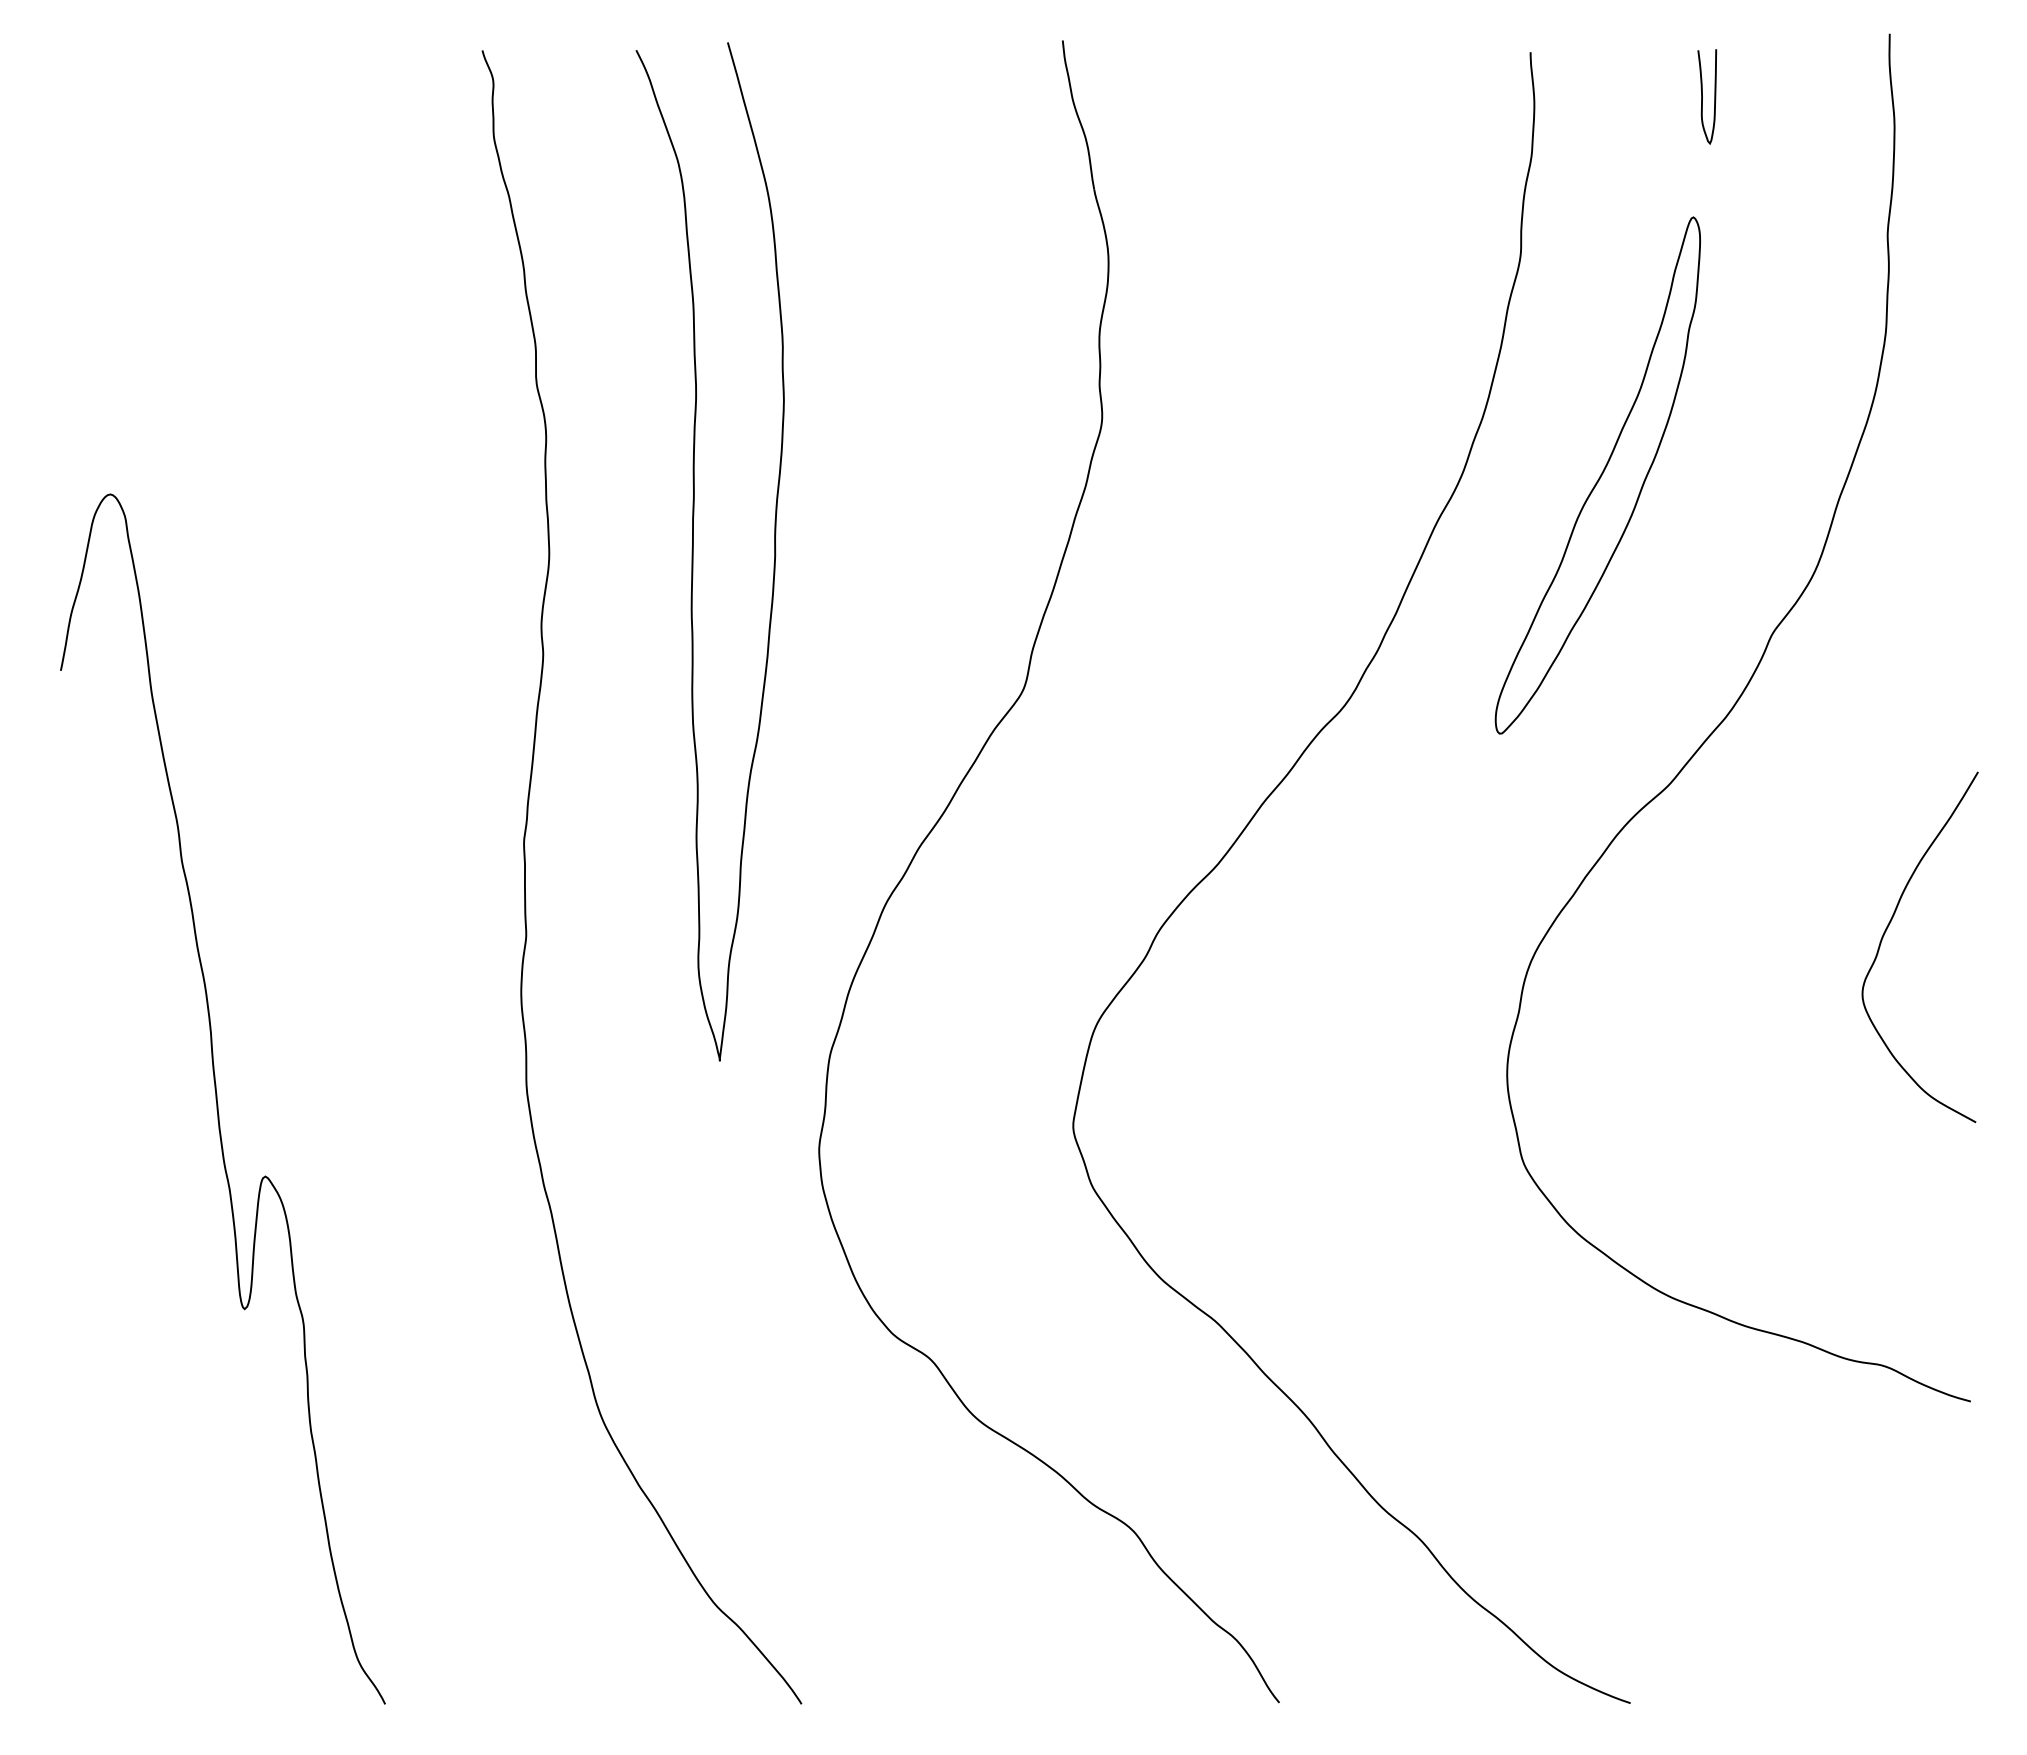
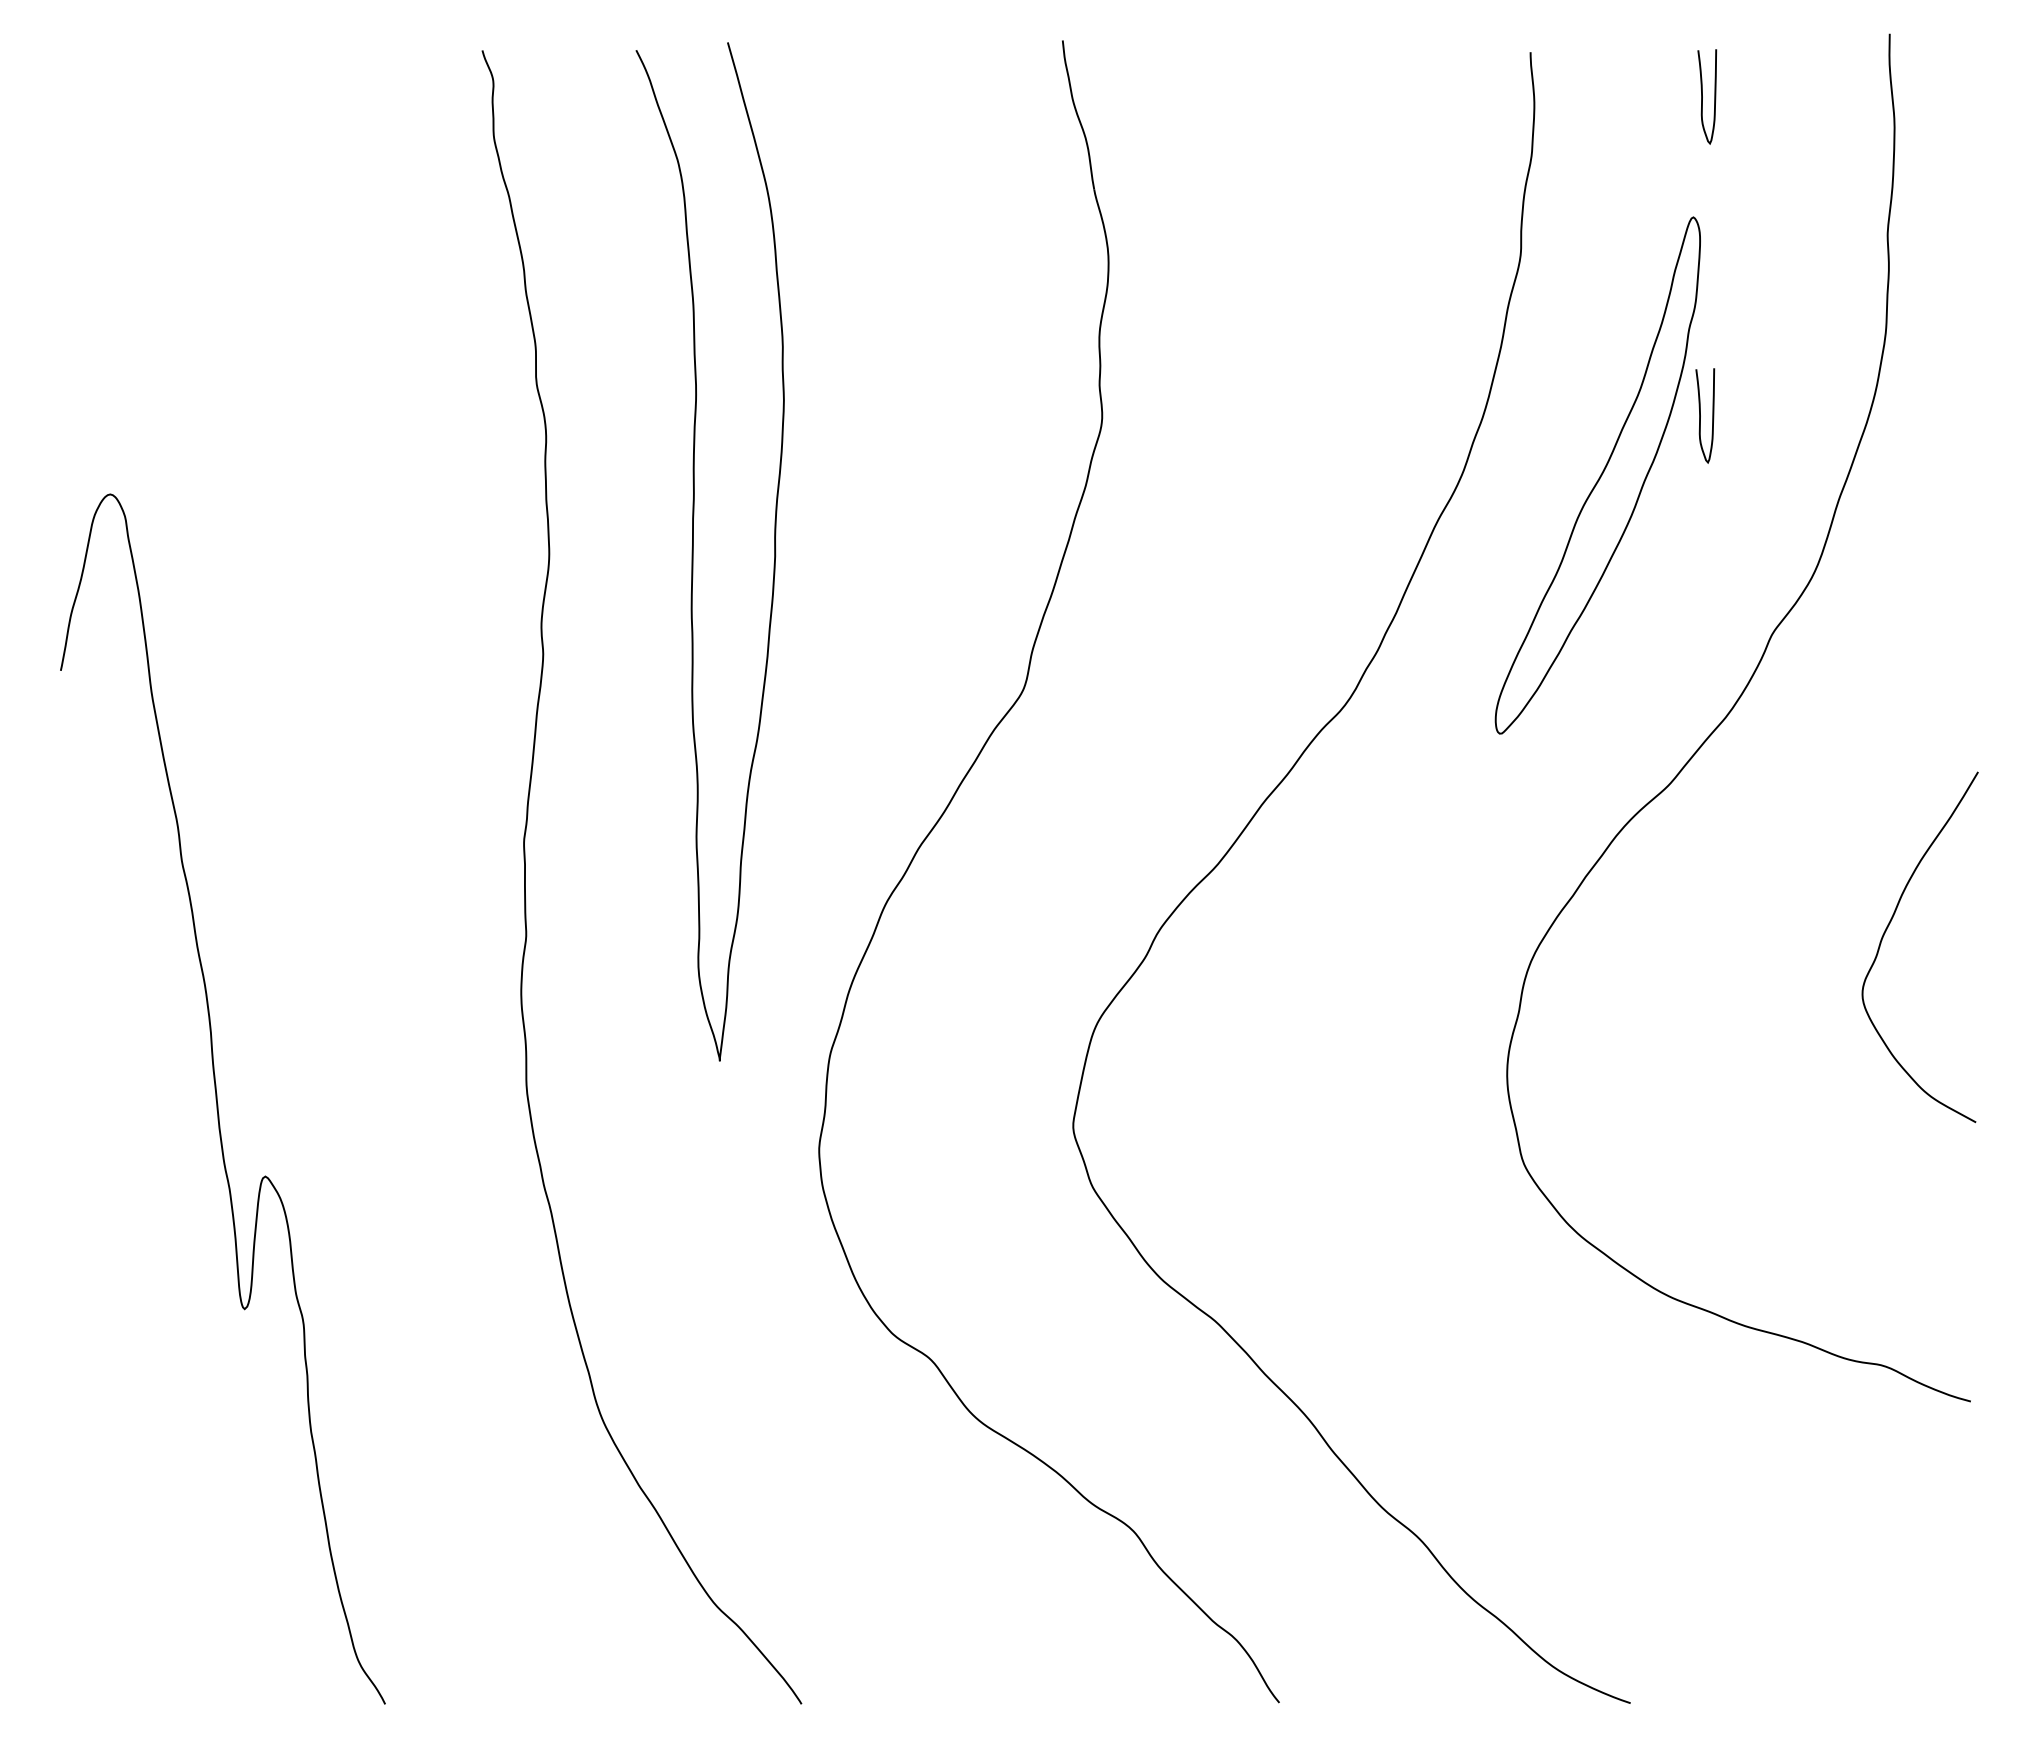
curve: none -> present (1700, 415)
